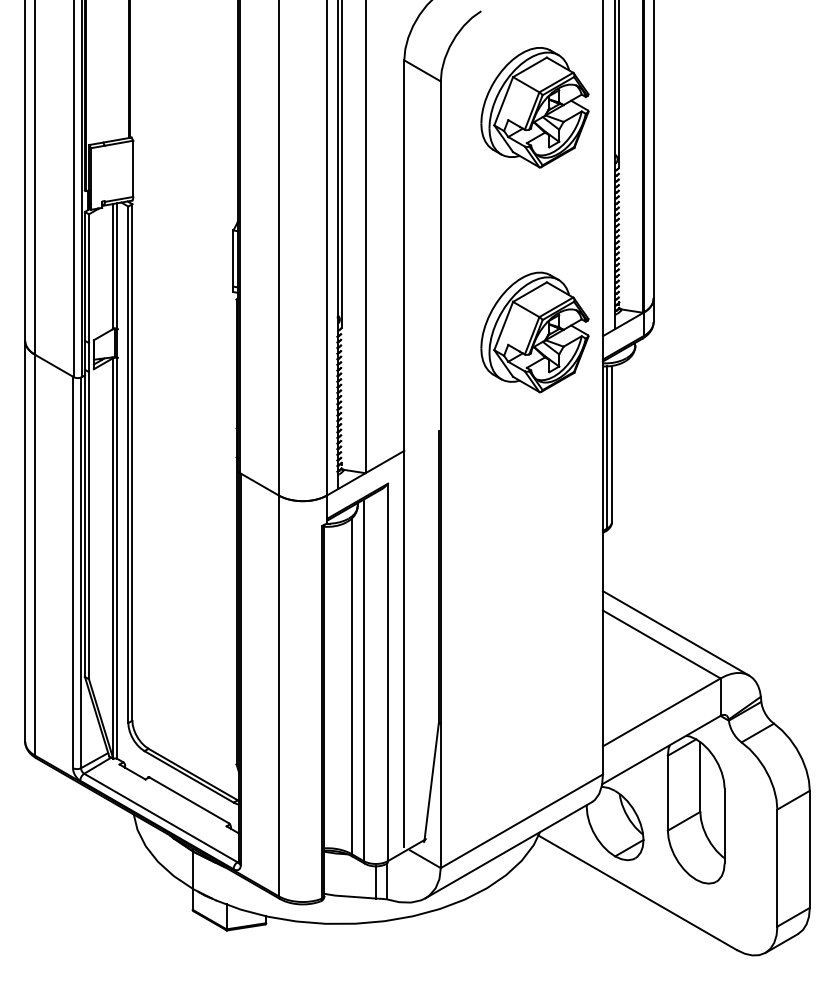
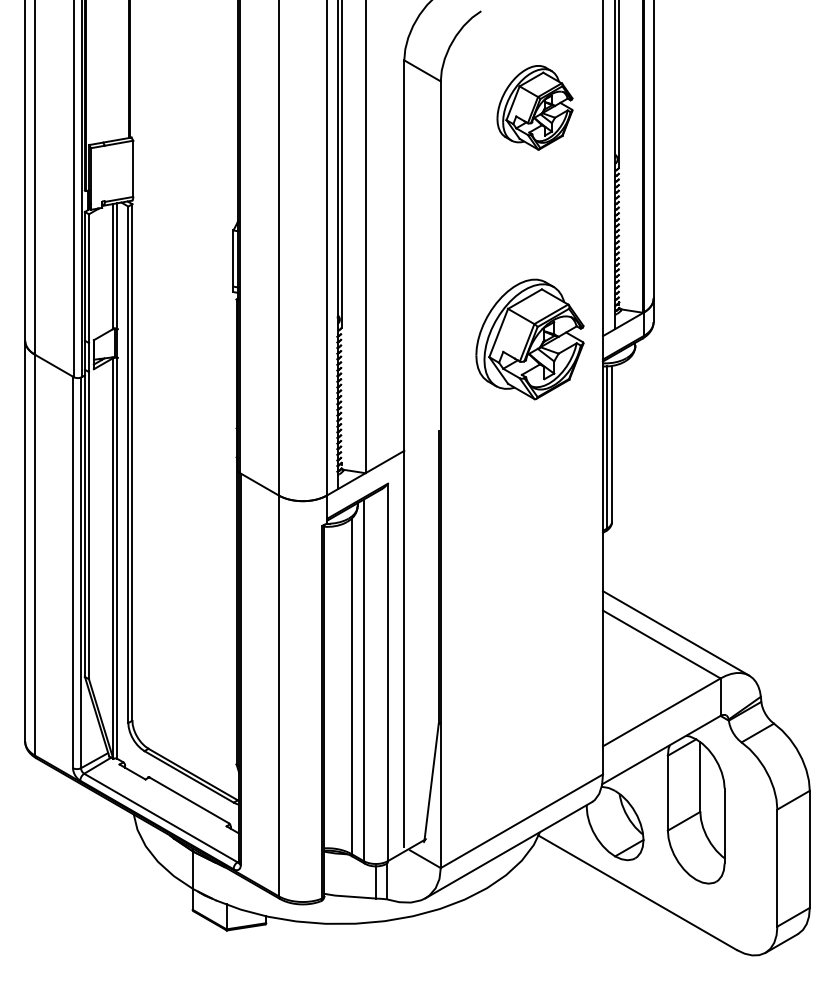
part size: 110x122 px -> 78x86 px (534, 107)
part position: (534, 332) -> (529, 339) (529, 339)
